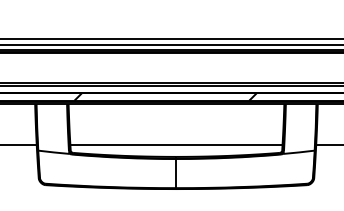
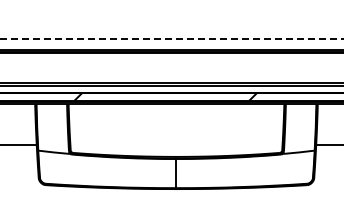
line: solid -> dashed (172, 38)
line: present -> none (171, 44)
line: present -> none (176, 144)
